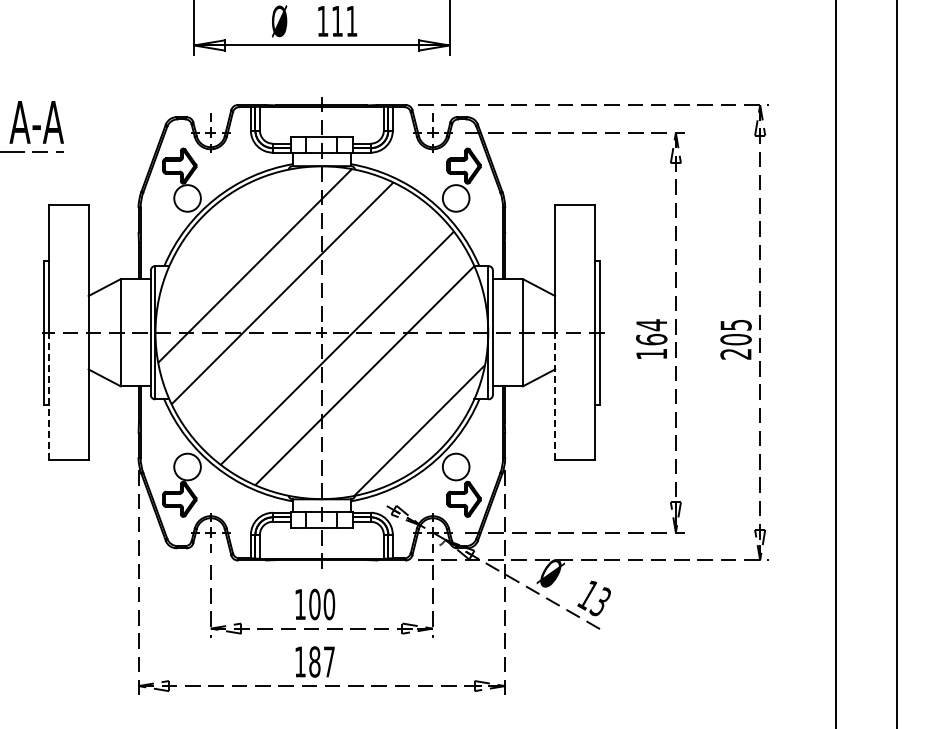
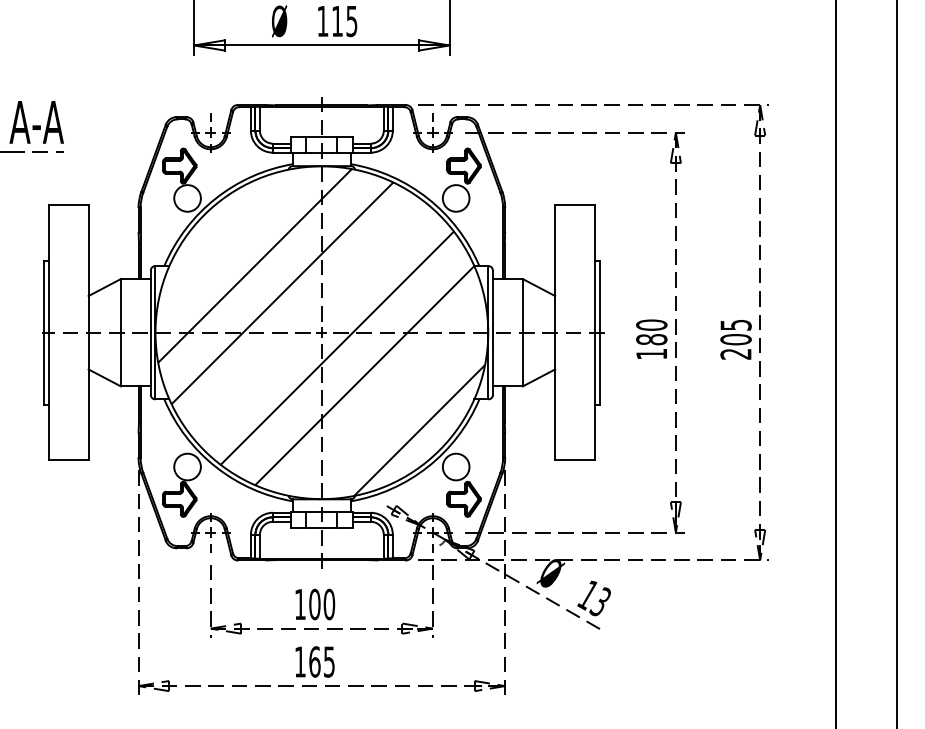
text: 111 -> 115 (351, 21)
text: 164 -> 180 (651, 332)
line: dashed -> solid (48, 396)
line: dashed -> solid (555, 396)
text: 187 -> 165 (321, 661)
